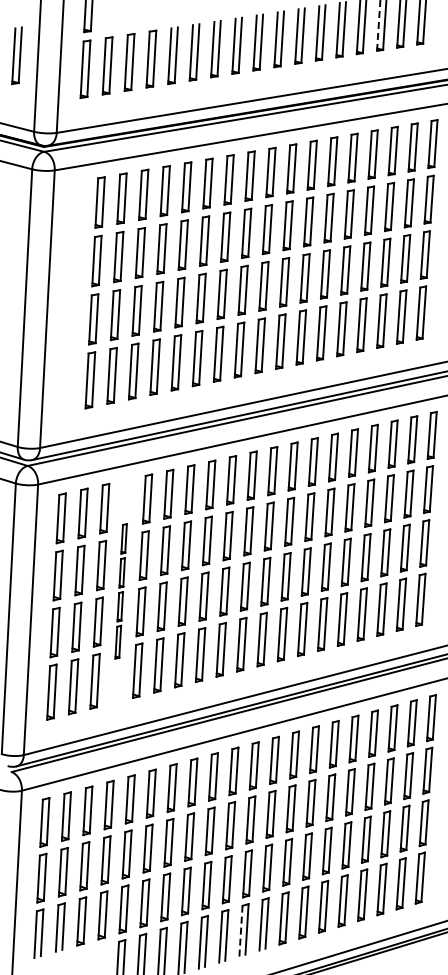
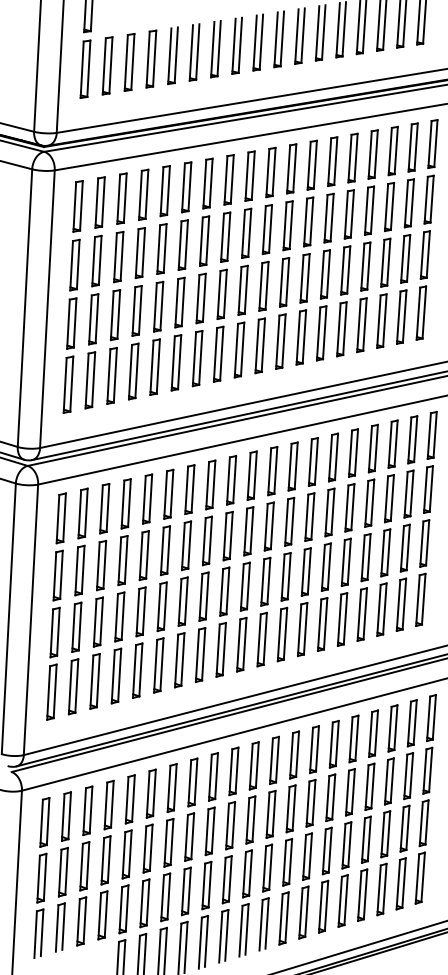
line: dashed -> solid (378, 25)
part: present -> none (16, 55)
part: none -> present (72, 296)
part size: 14x137 px -> 22x227 px (120, 591)
line: dashed -> solid (241, 930)
